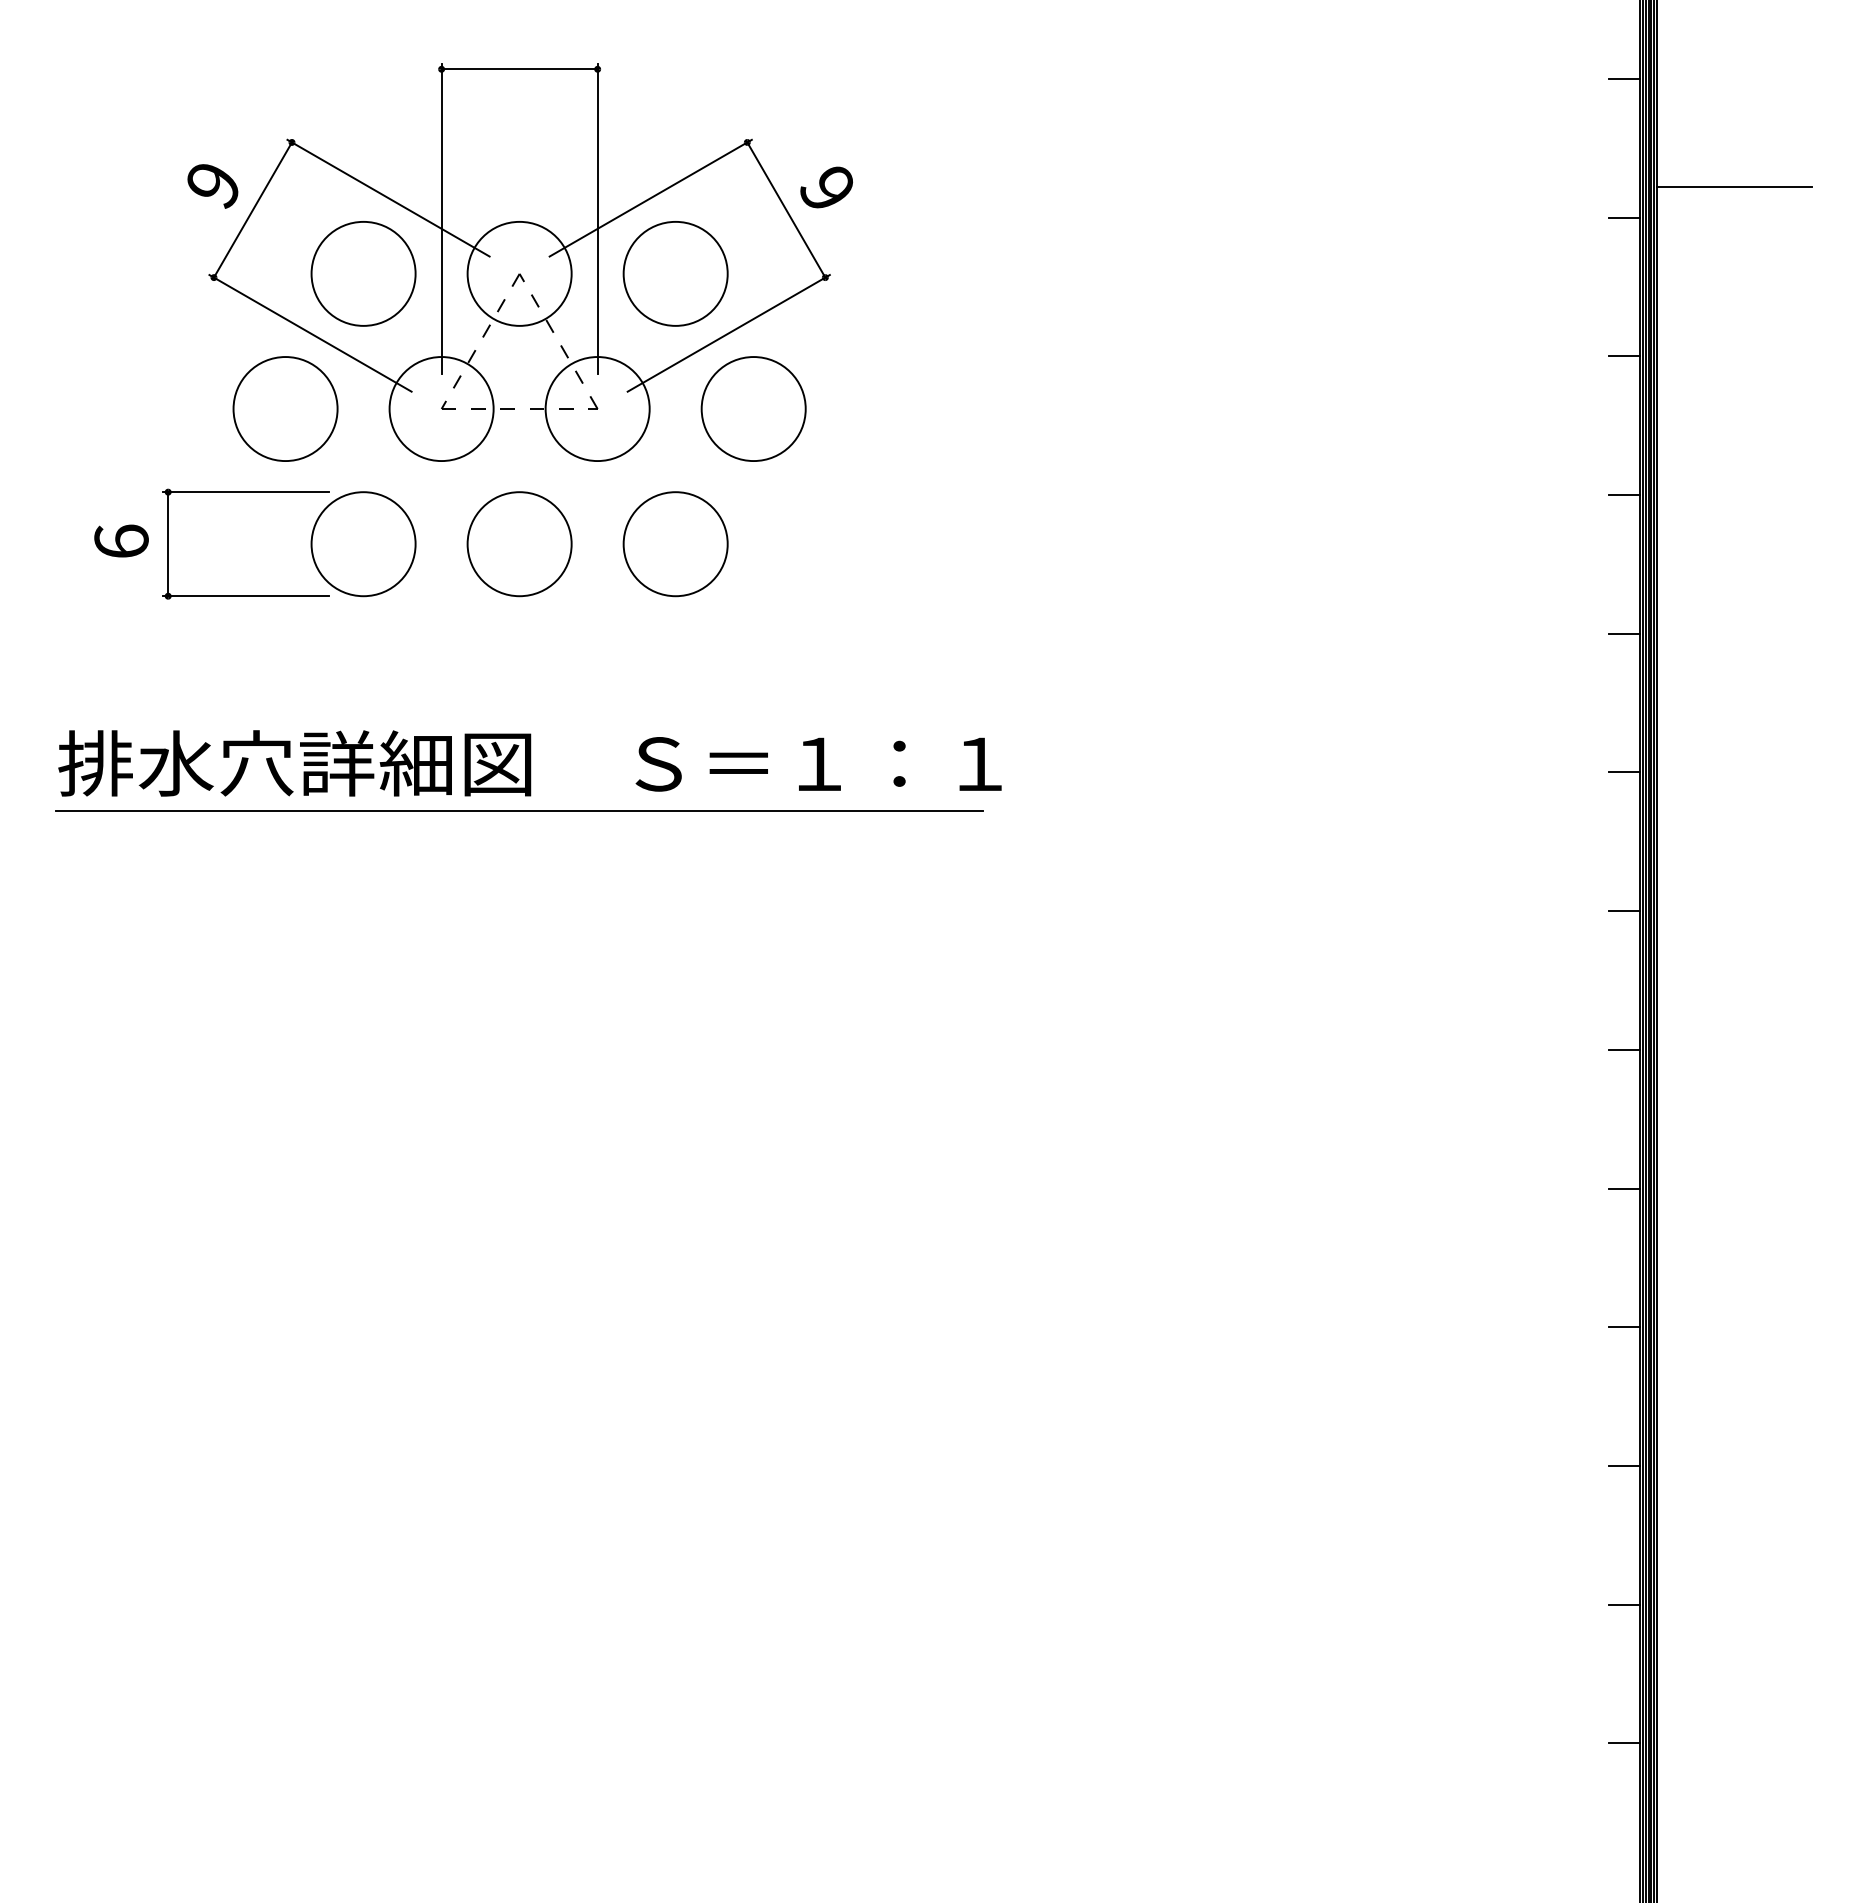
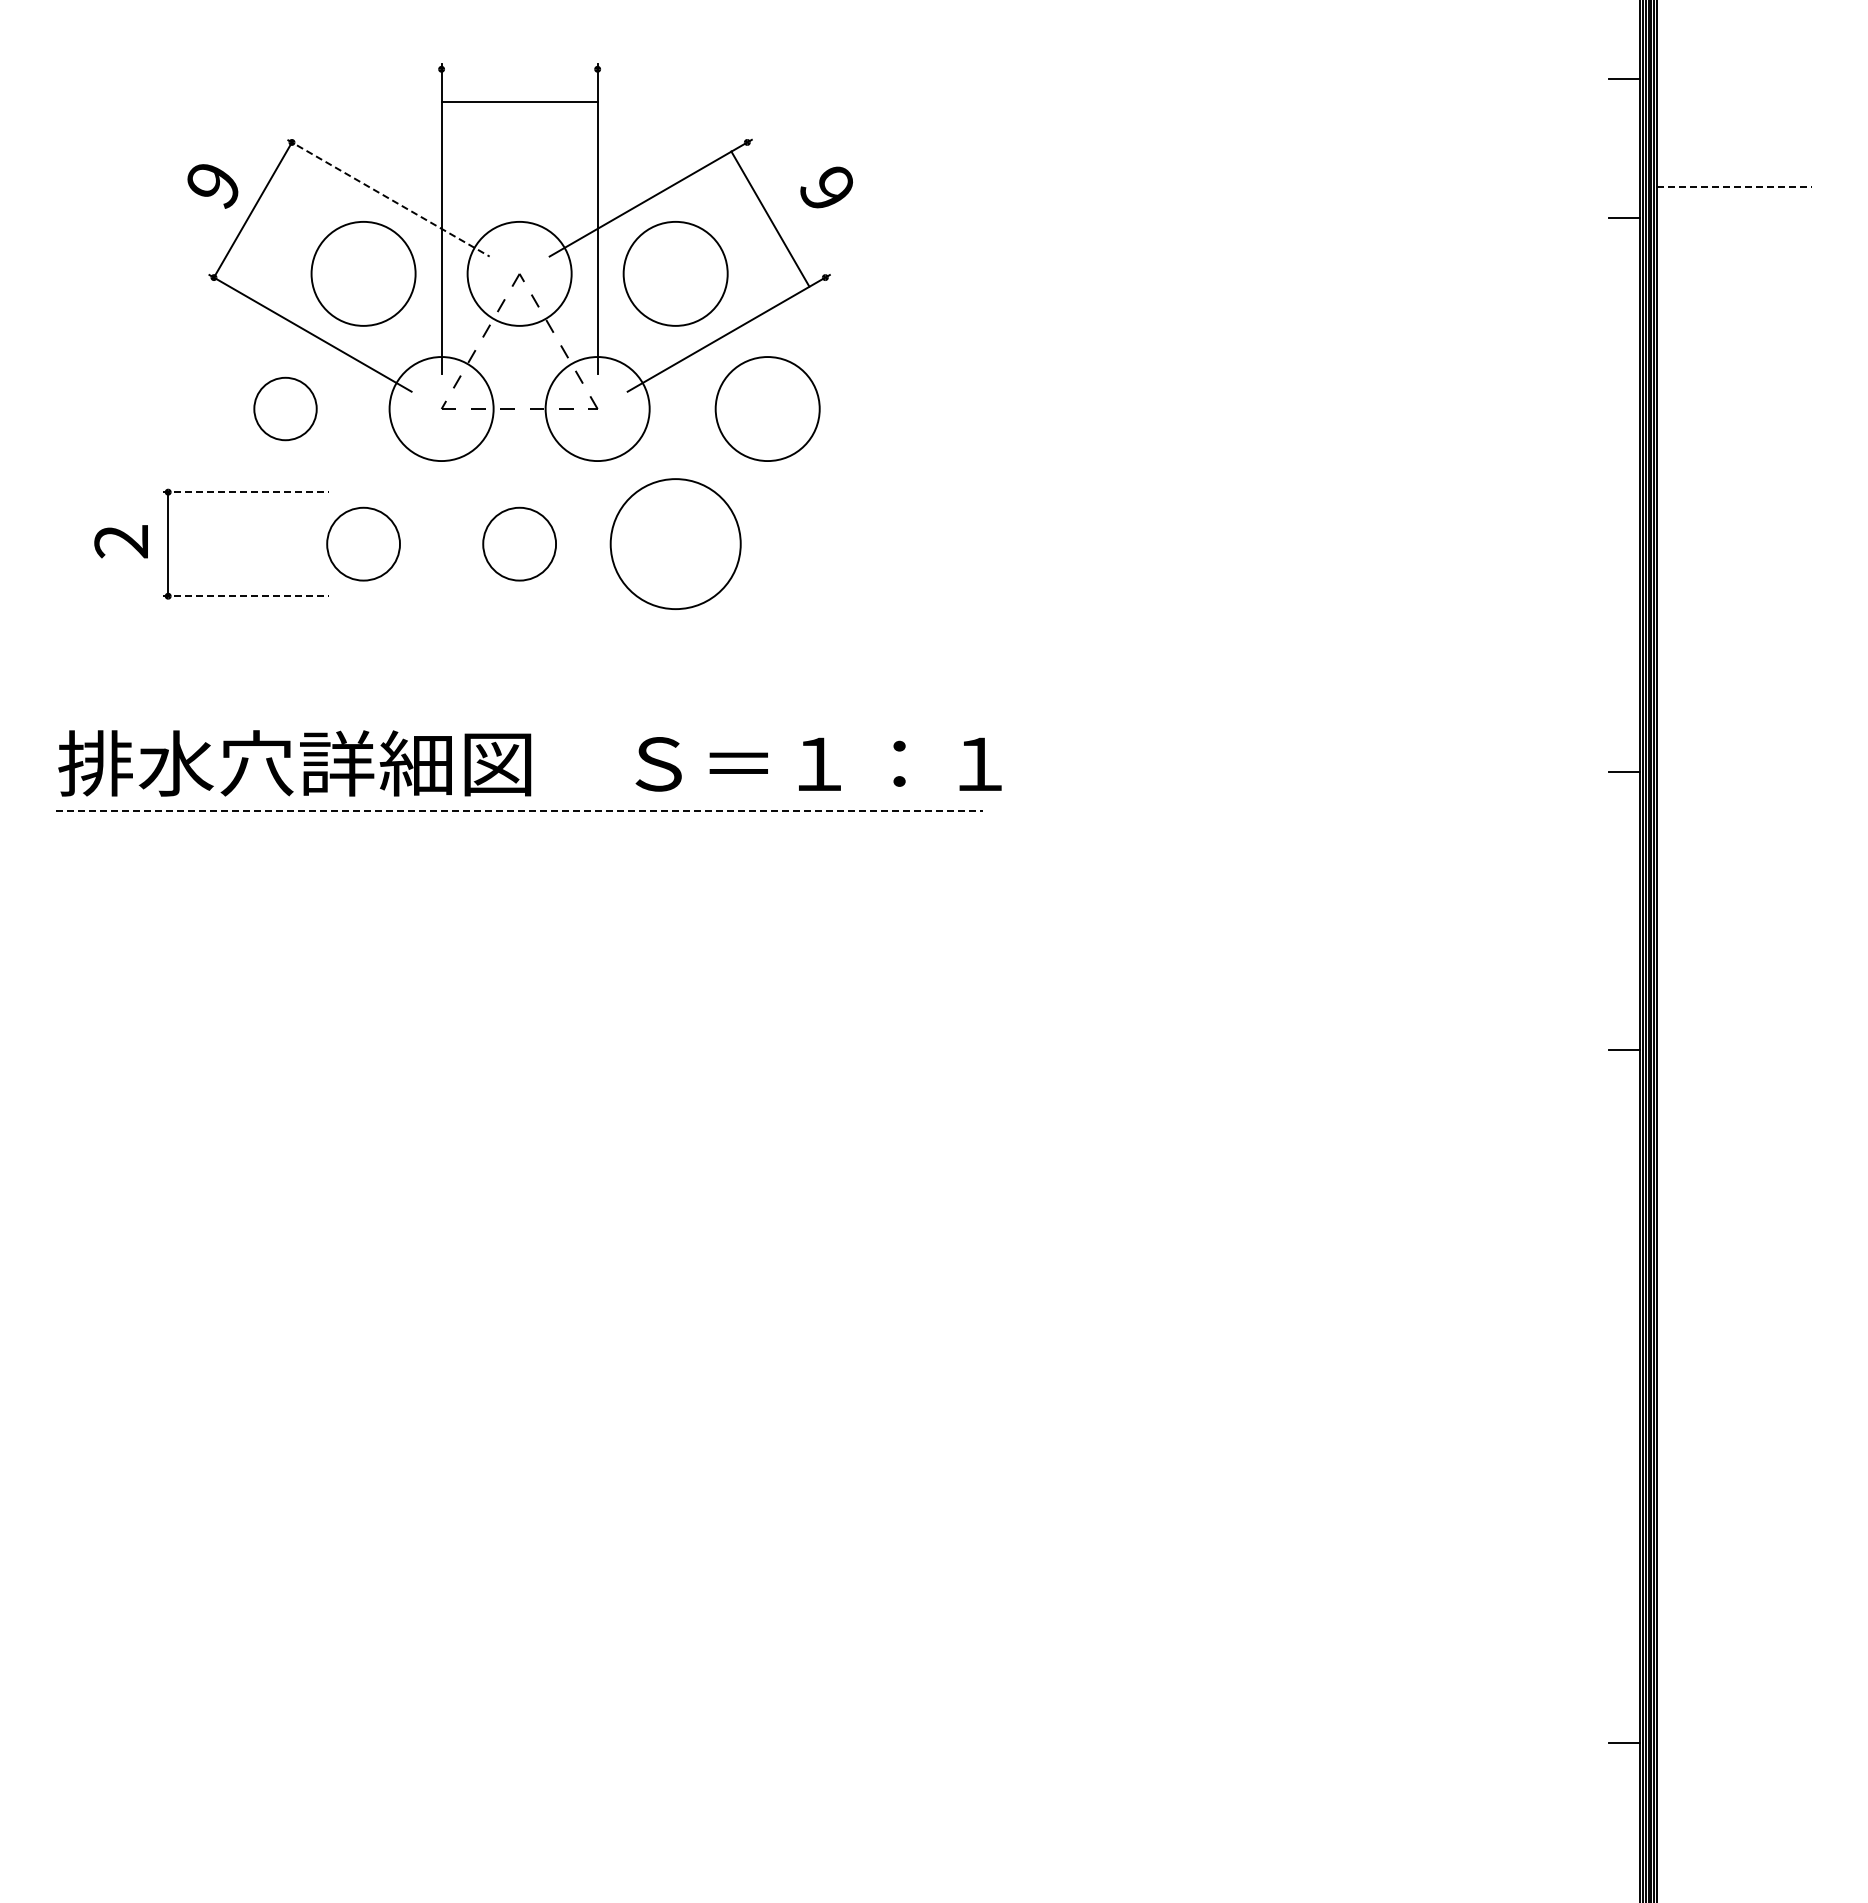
line position: (519, 69) -> (519, 102) (519, 102)
line: solid -> dashed (1735, 187)
line: solid -> dashed (388, 198)
line position: (786, 209) -> (770, 218) (770, 218)
line: present -> none (1623, 356)
circle size: 107x106 px -> 65x66 px (285, 408)
circle position: (753, 408) -> (767, 408) (767, 408)
line: solid -> dashed (245, 492)
line: present -> none (1623, 495)
text: 6 -> 2 (121, 541)
circle diameter: 104 px -> 73 px (363, 543)
circle diameter: 104 px -> 73 px (519, 543)
circle size: 107x107 px -> 133x132 px (675, 543)
line: solid -> dashed (245, 596)
line: present -> none (1623, 633)
line: solid -> dashed (519, 811)
line: present -> none (1623, 911)
line: present -> none (1623, 1188)
line: present -> none (1623, 1327)
line: present -> none (1623, 1465)
line: present -> none (1623, 1604)
